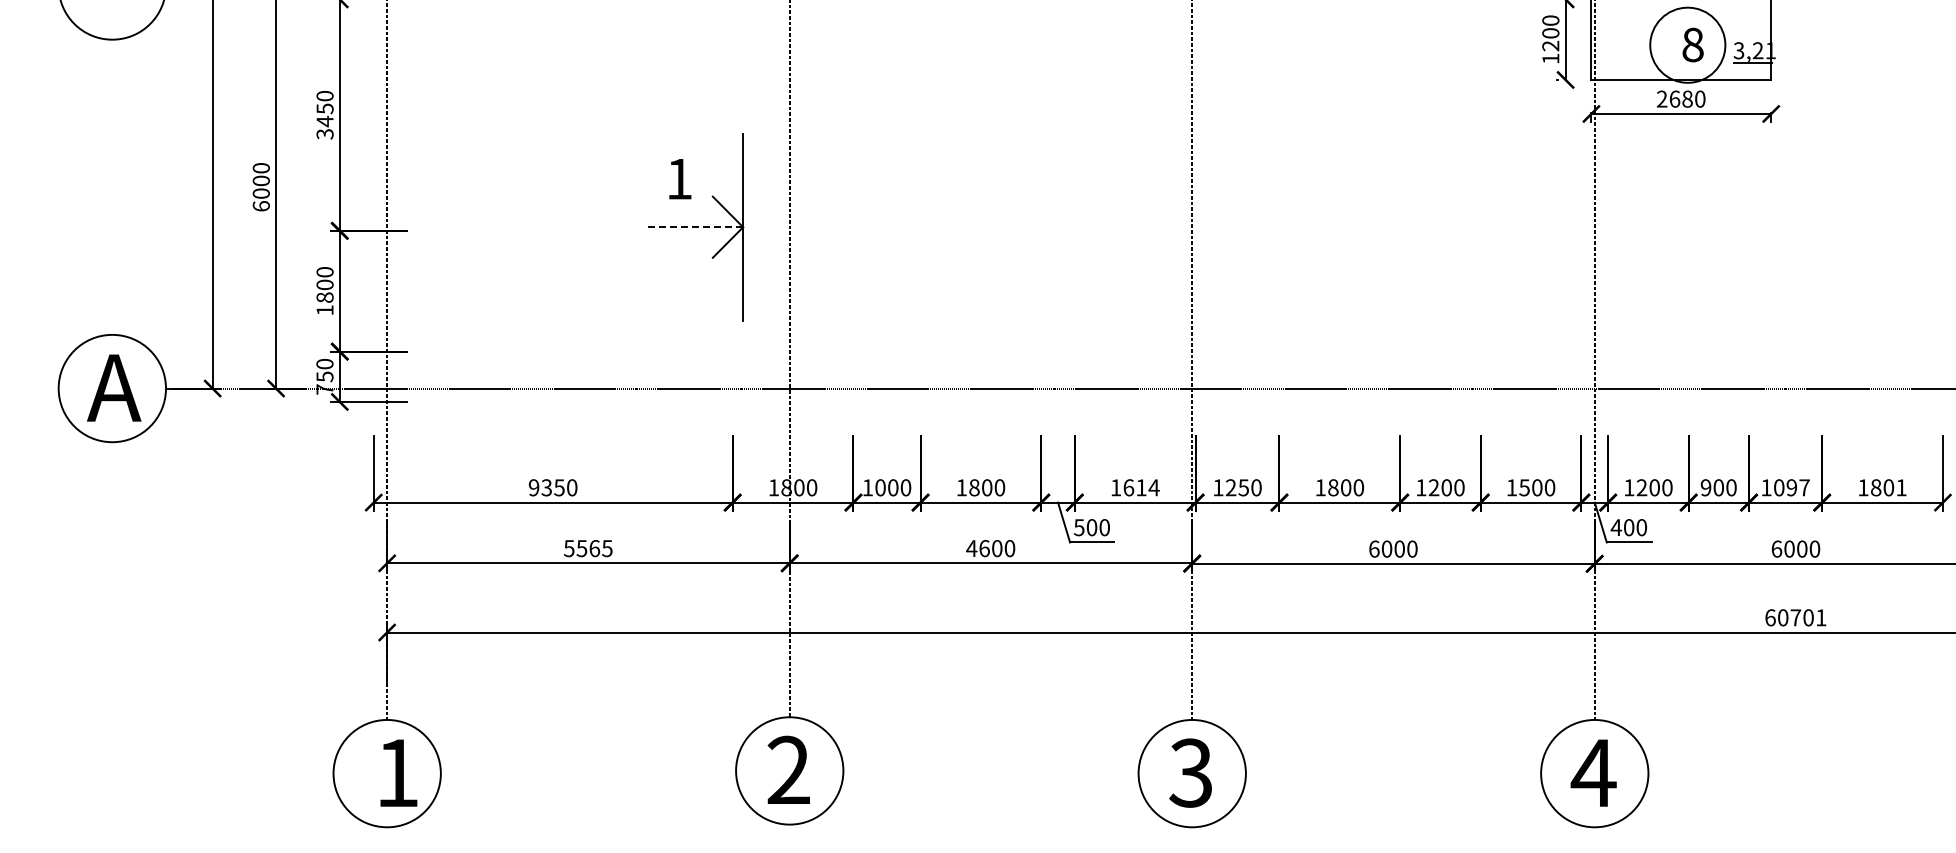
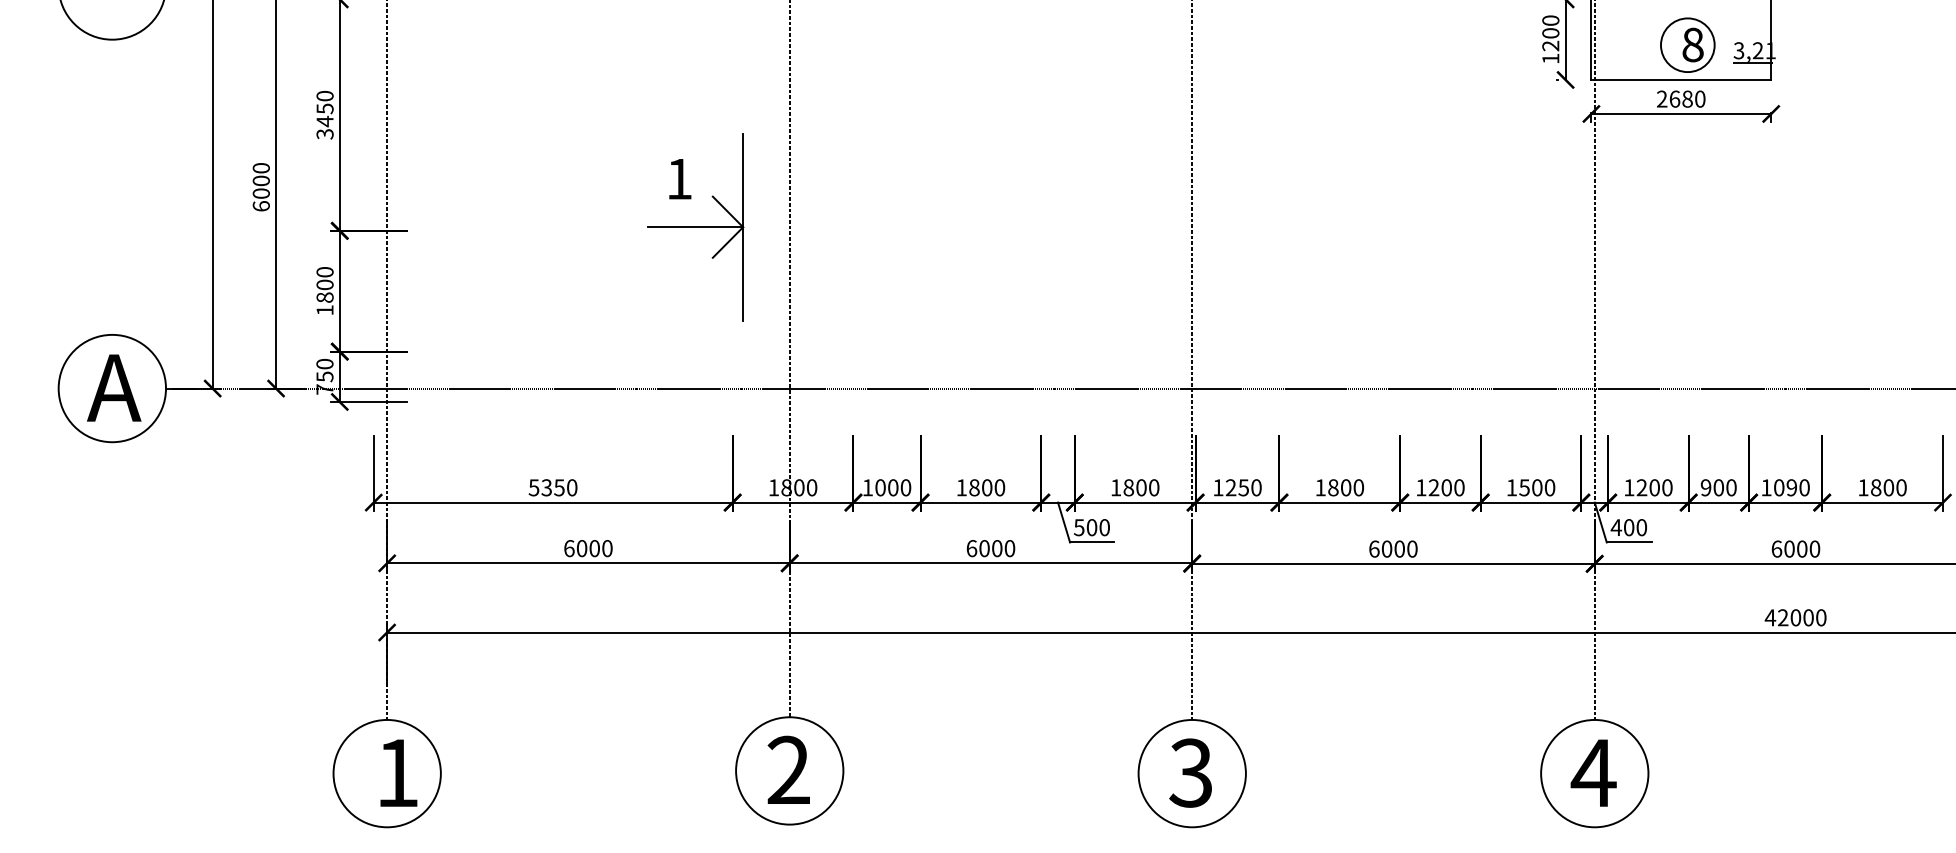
circle diameter: 75 px -> 54 px (1687, 45)
line: dashed -> solid (695, 227)
text: 9350 -> 5350 (533, 487)
text: 1614 -> 1800 (1141, 487)
text: 1097 -> 1090 (1804, 487)
text: 1801 -> 1800 (1901, 487)
text: 5565 -> 6000 (588, 548)
text: 4600 -> 6000 (977, 548)
text: 60701 -> 42000 (1795, 617)
